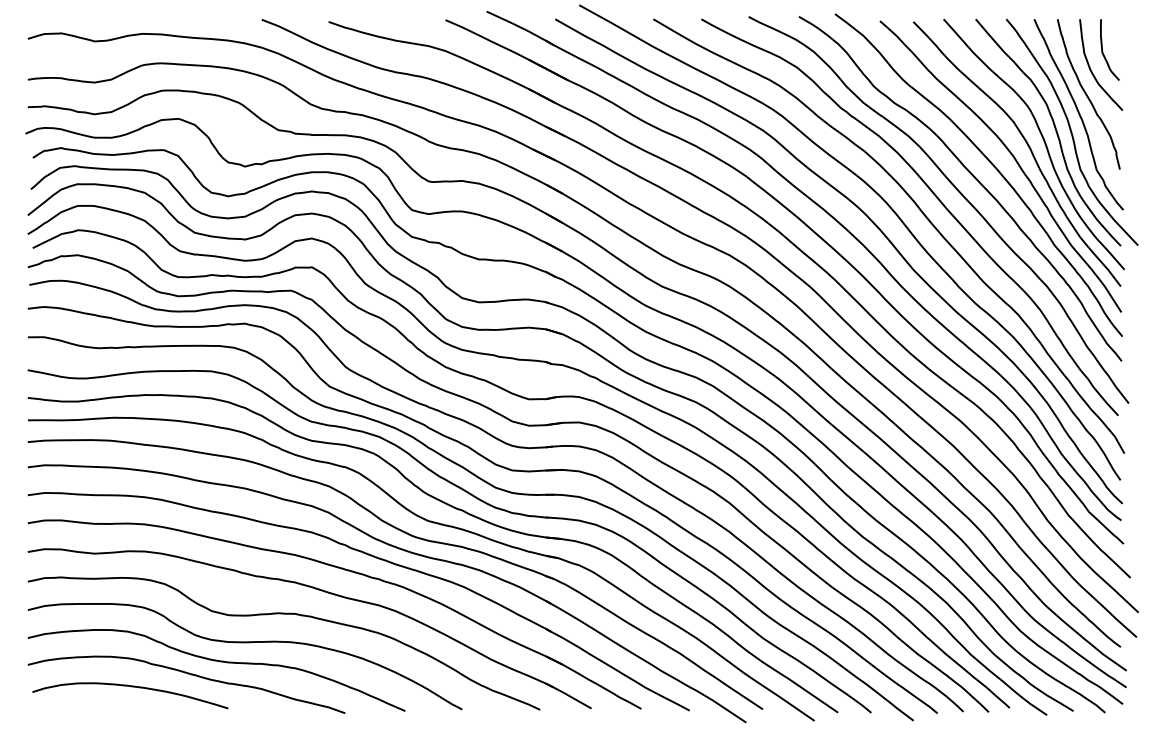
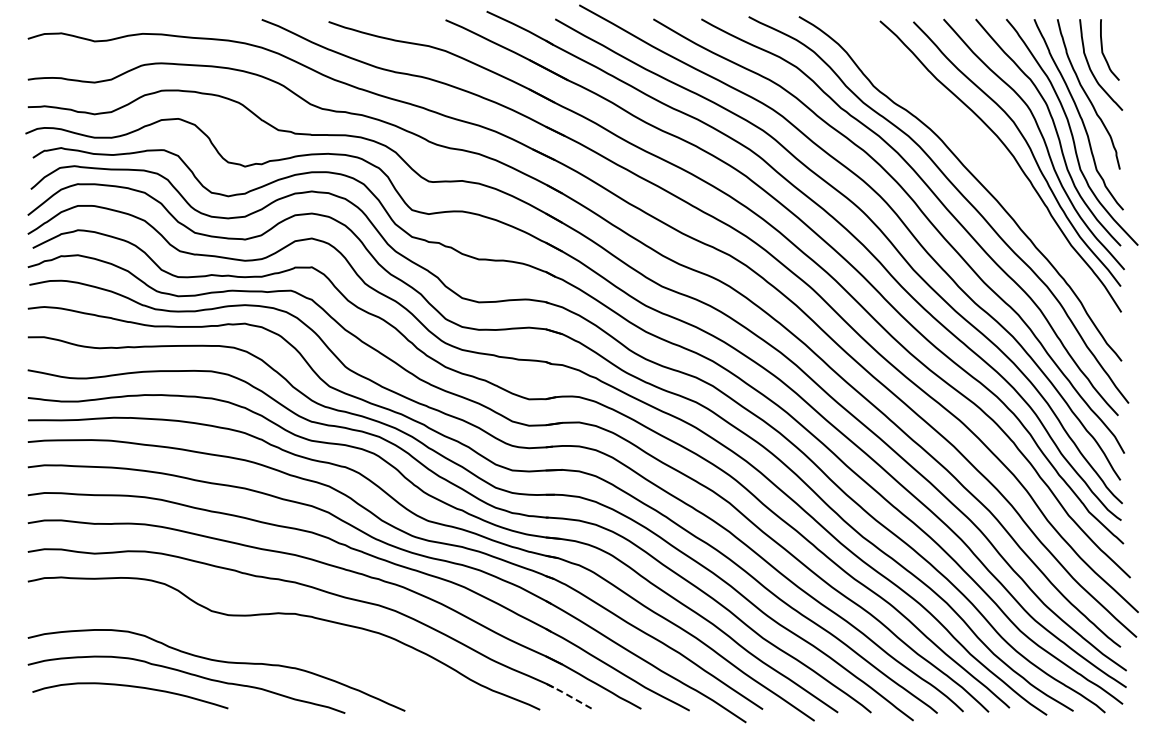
curve: present -> none (989, 162)
curve: present -> none (244, 643)
line: solid -> dashed (567, 695)
